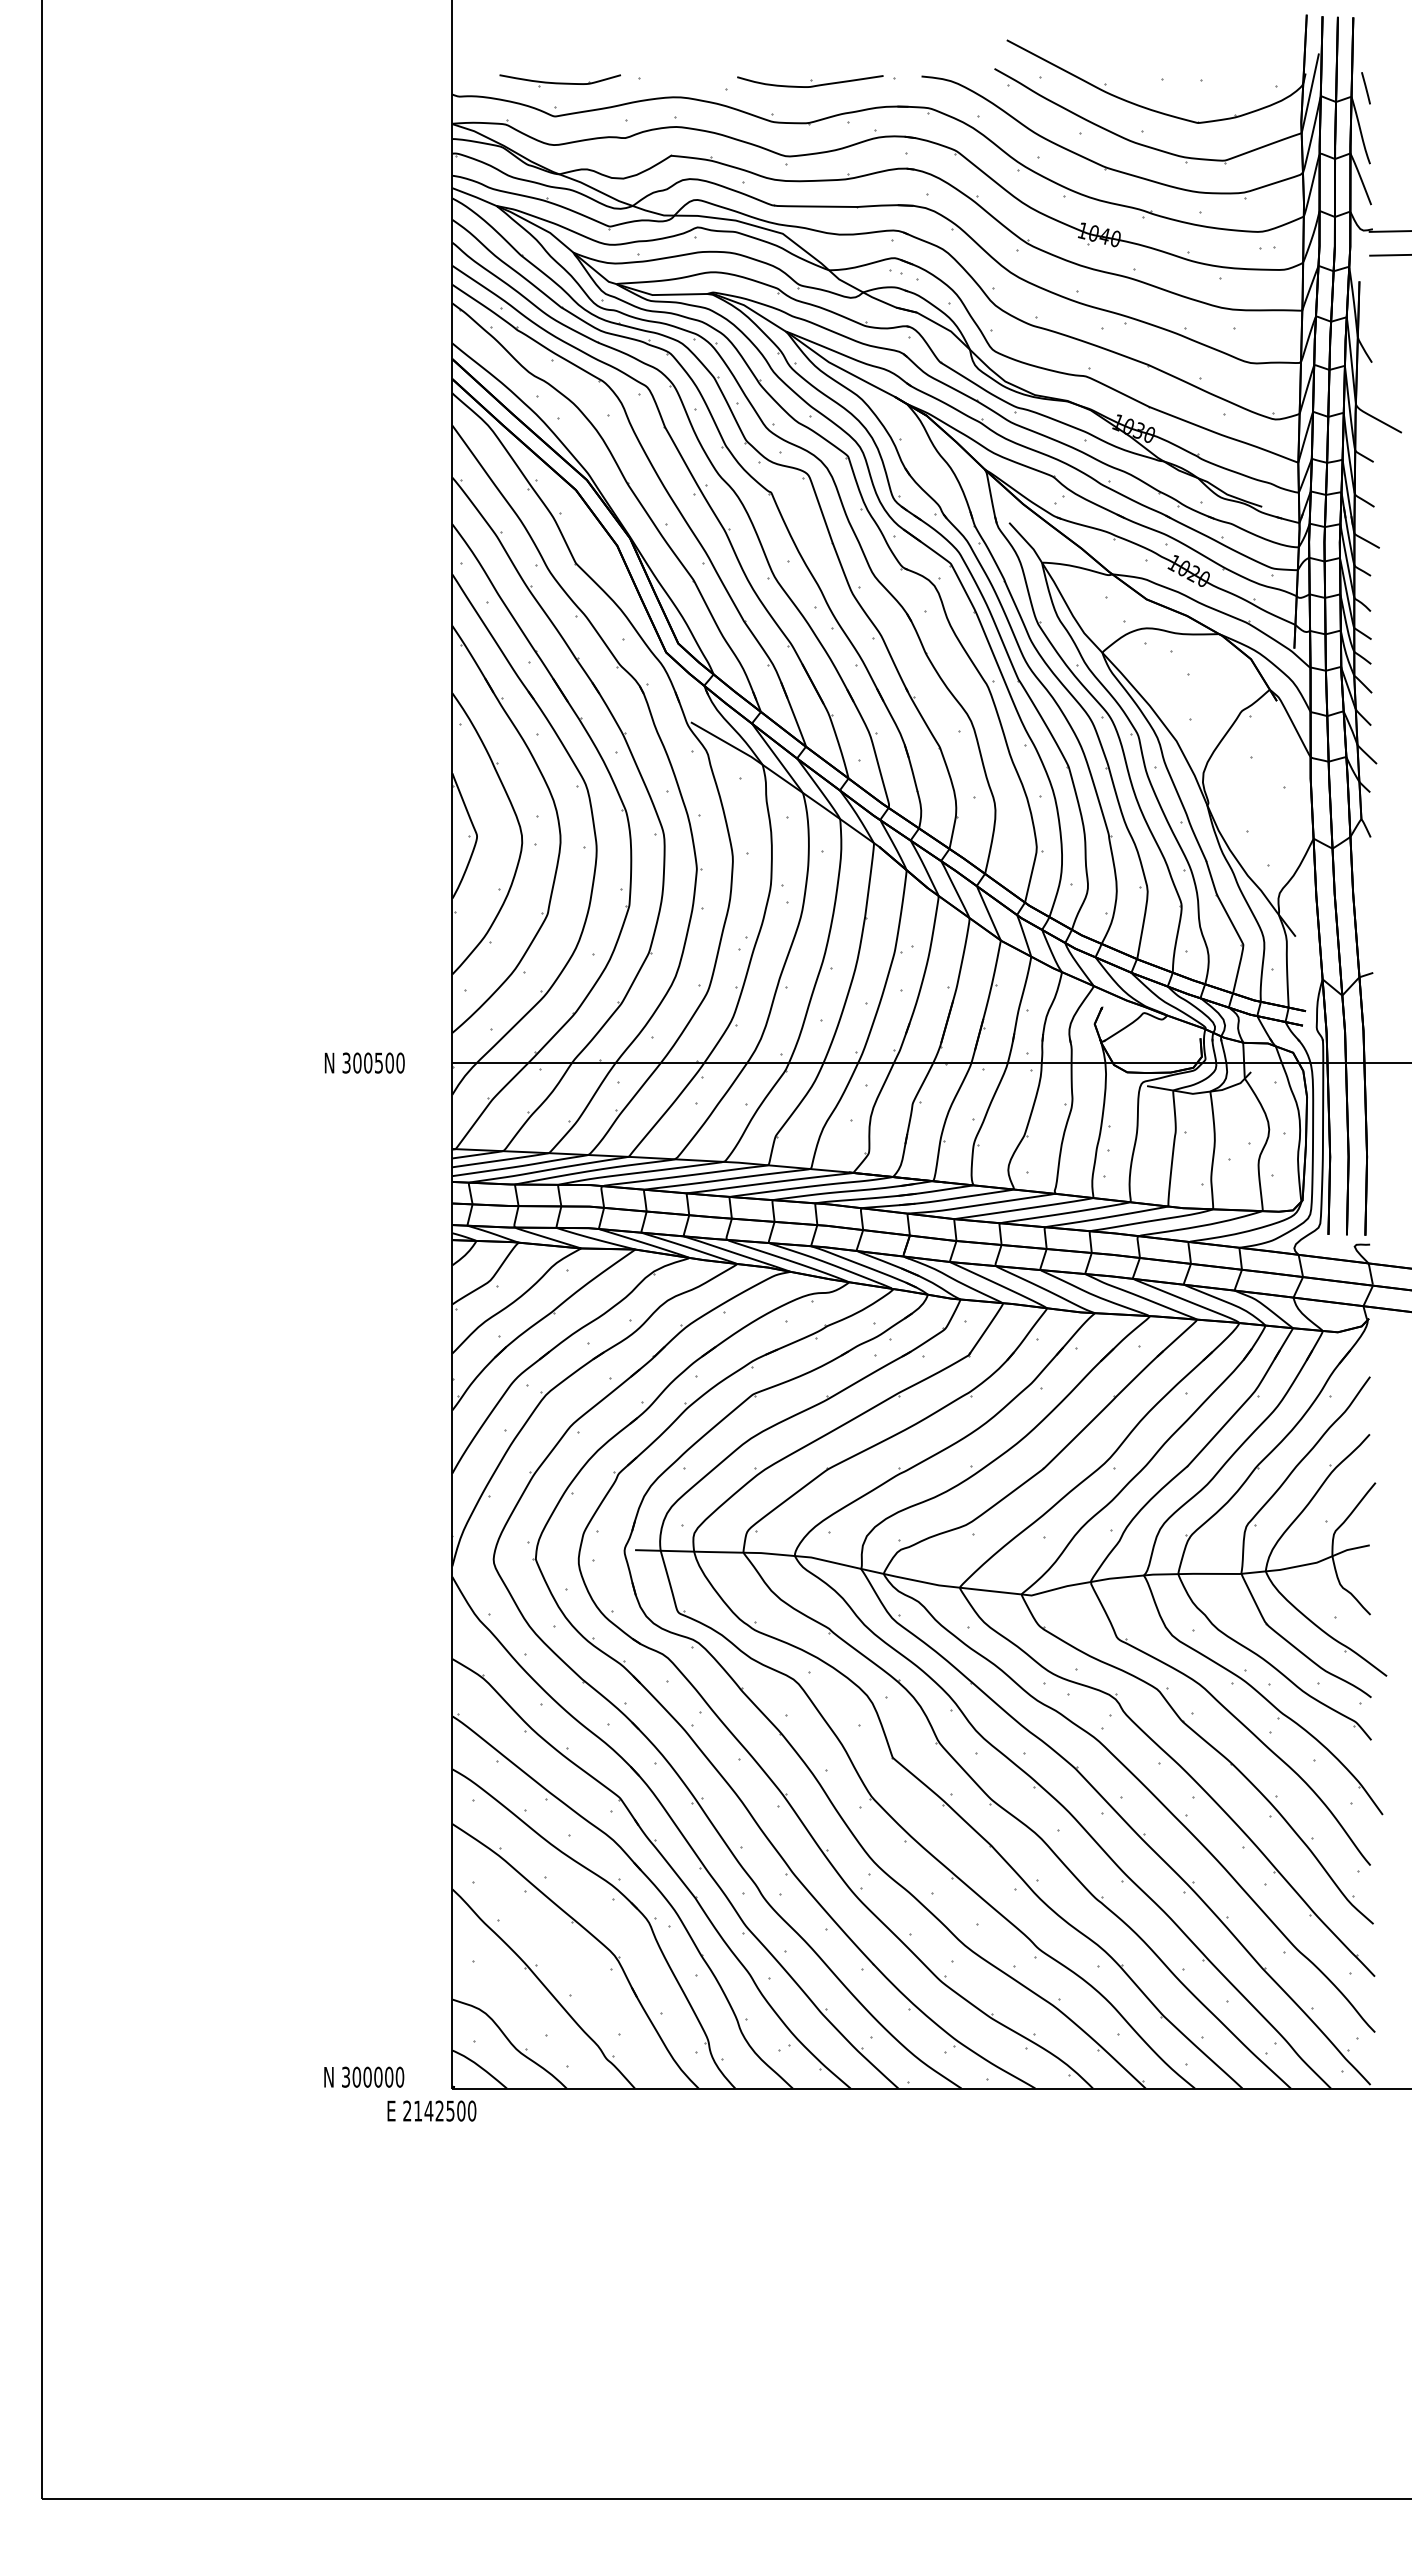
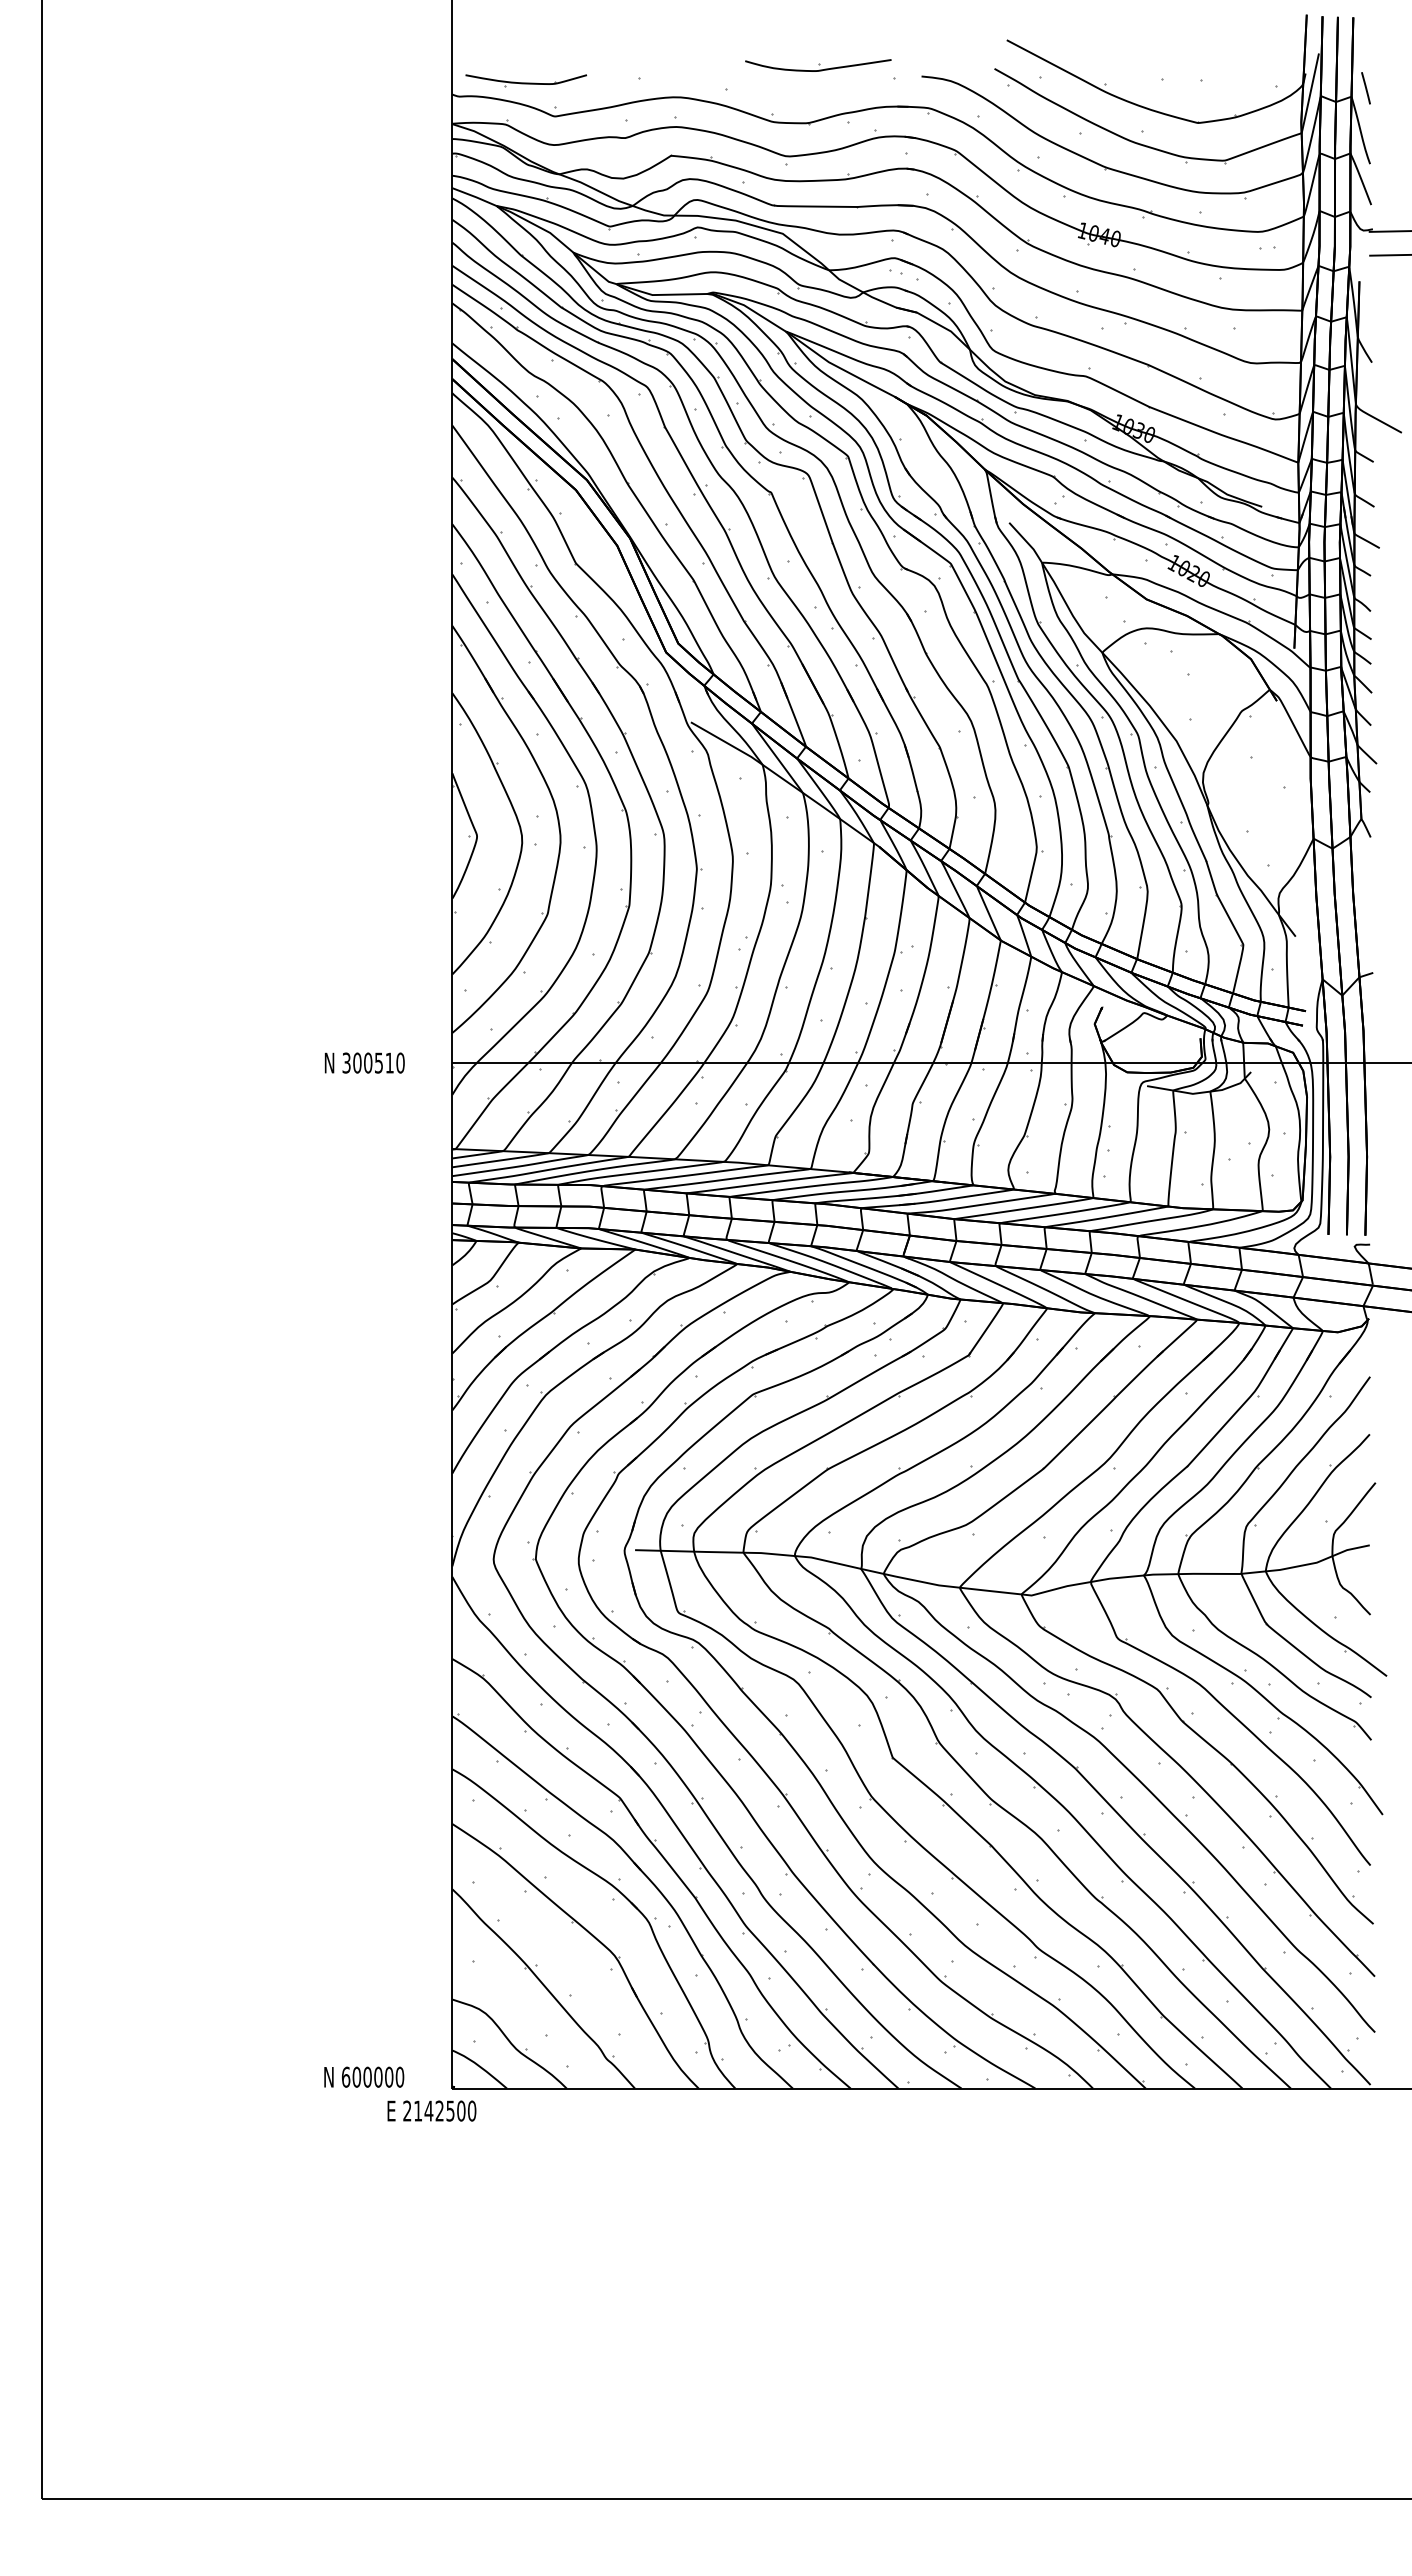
part position: (559, 80) -> (525, 80) (525, 80)
part position: (810, 81) -> (818, 65) (818, 65)
text: 300500 -> 300510 (389, 1062)
text: 300000 -> 600000 (345, 2076)
